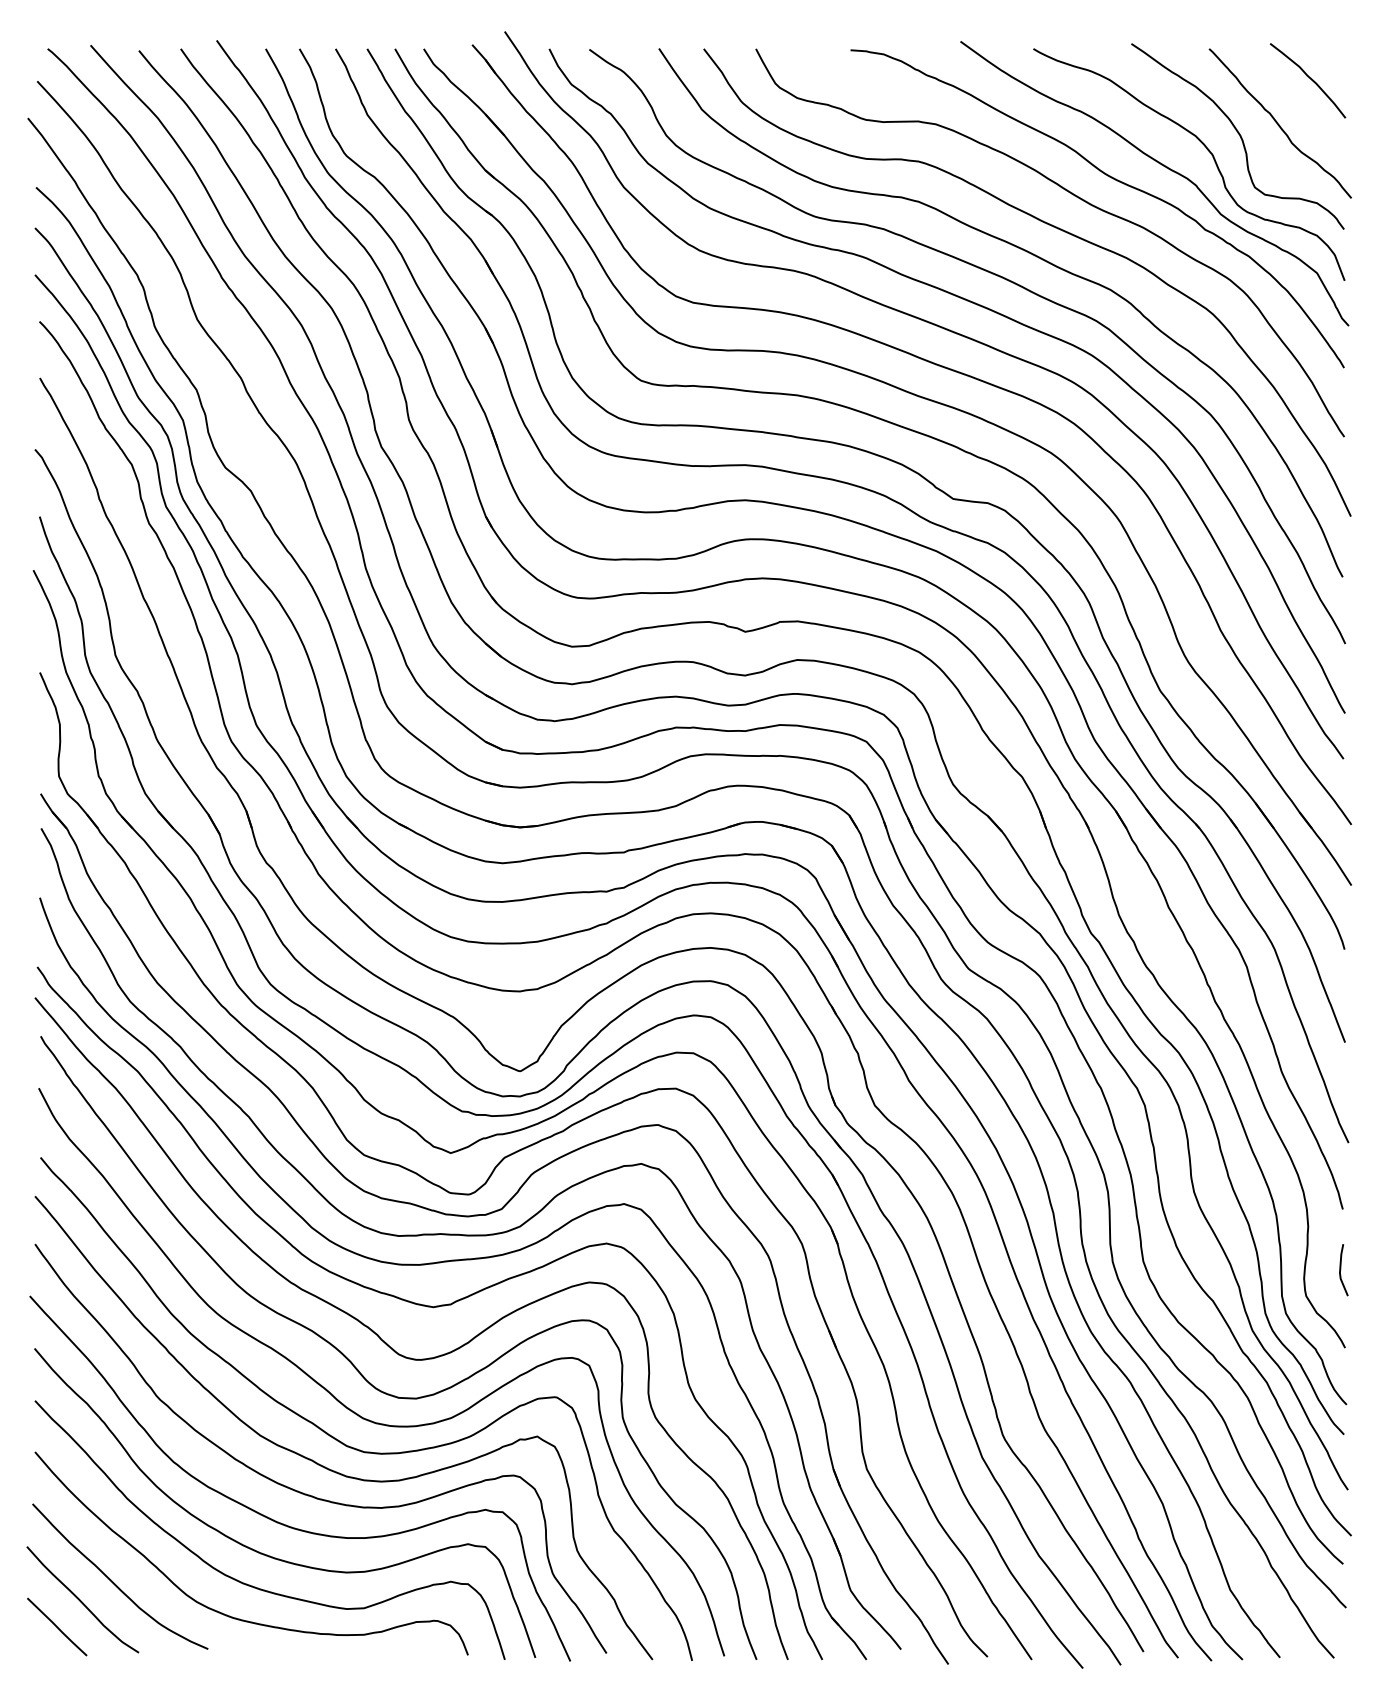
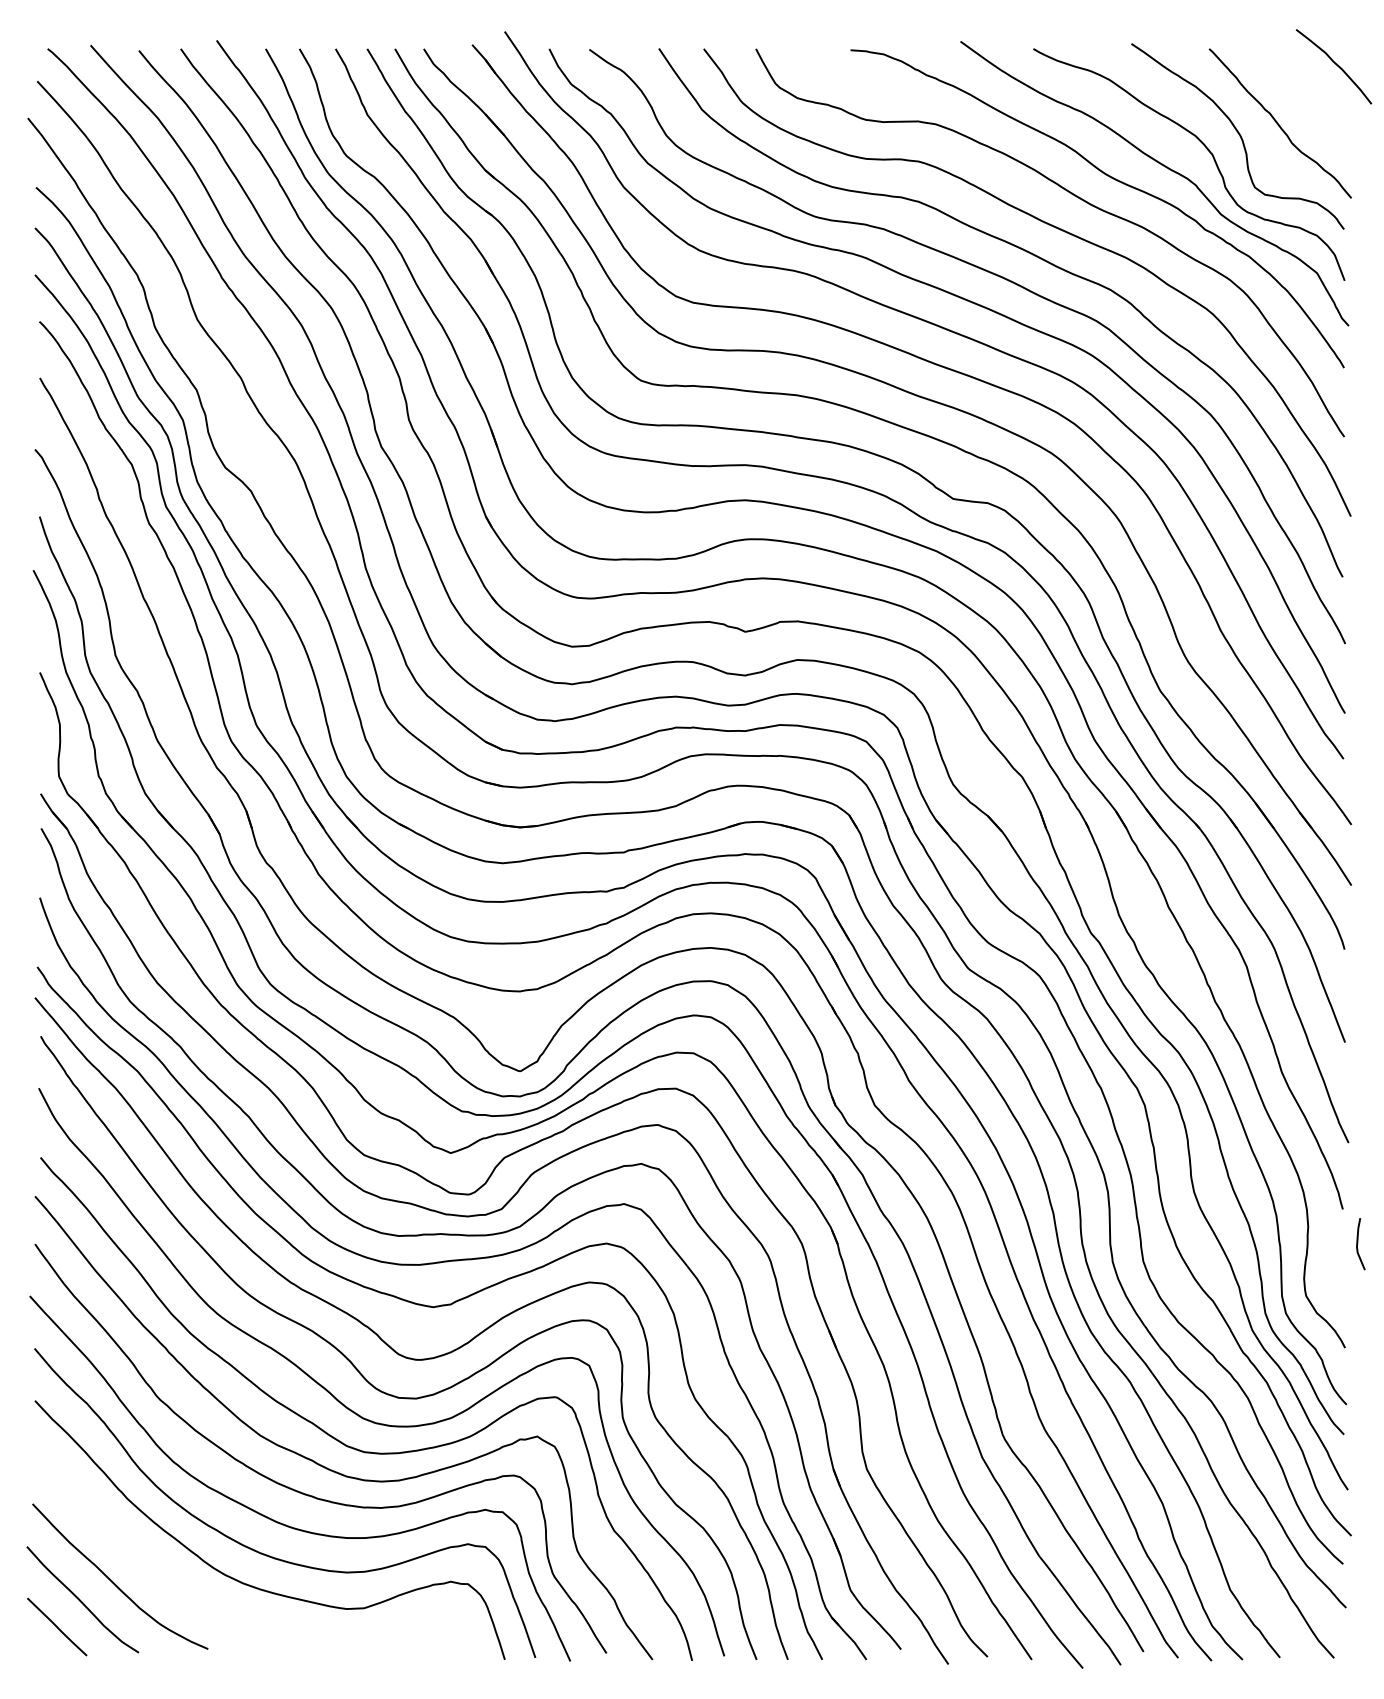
curve position: (1309, 78) -> (1335, 64) (1335, 64)
line position: (1341, 1269) -> (1358, 1243) (1358, 1243)
curve: present -> none (227, 1614)
